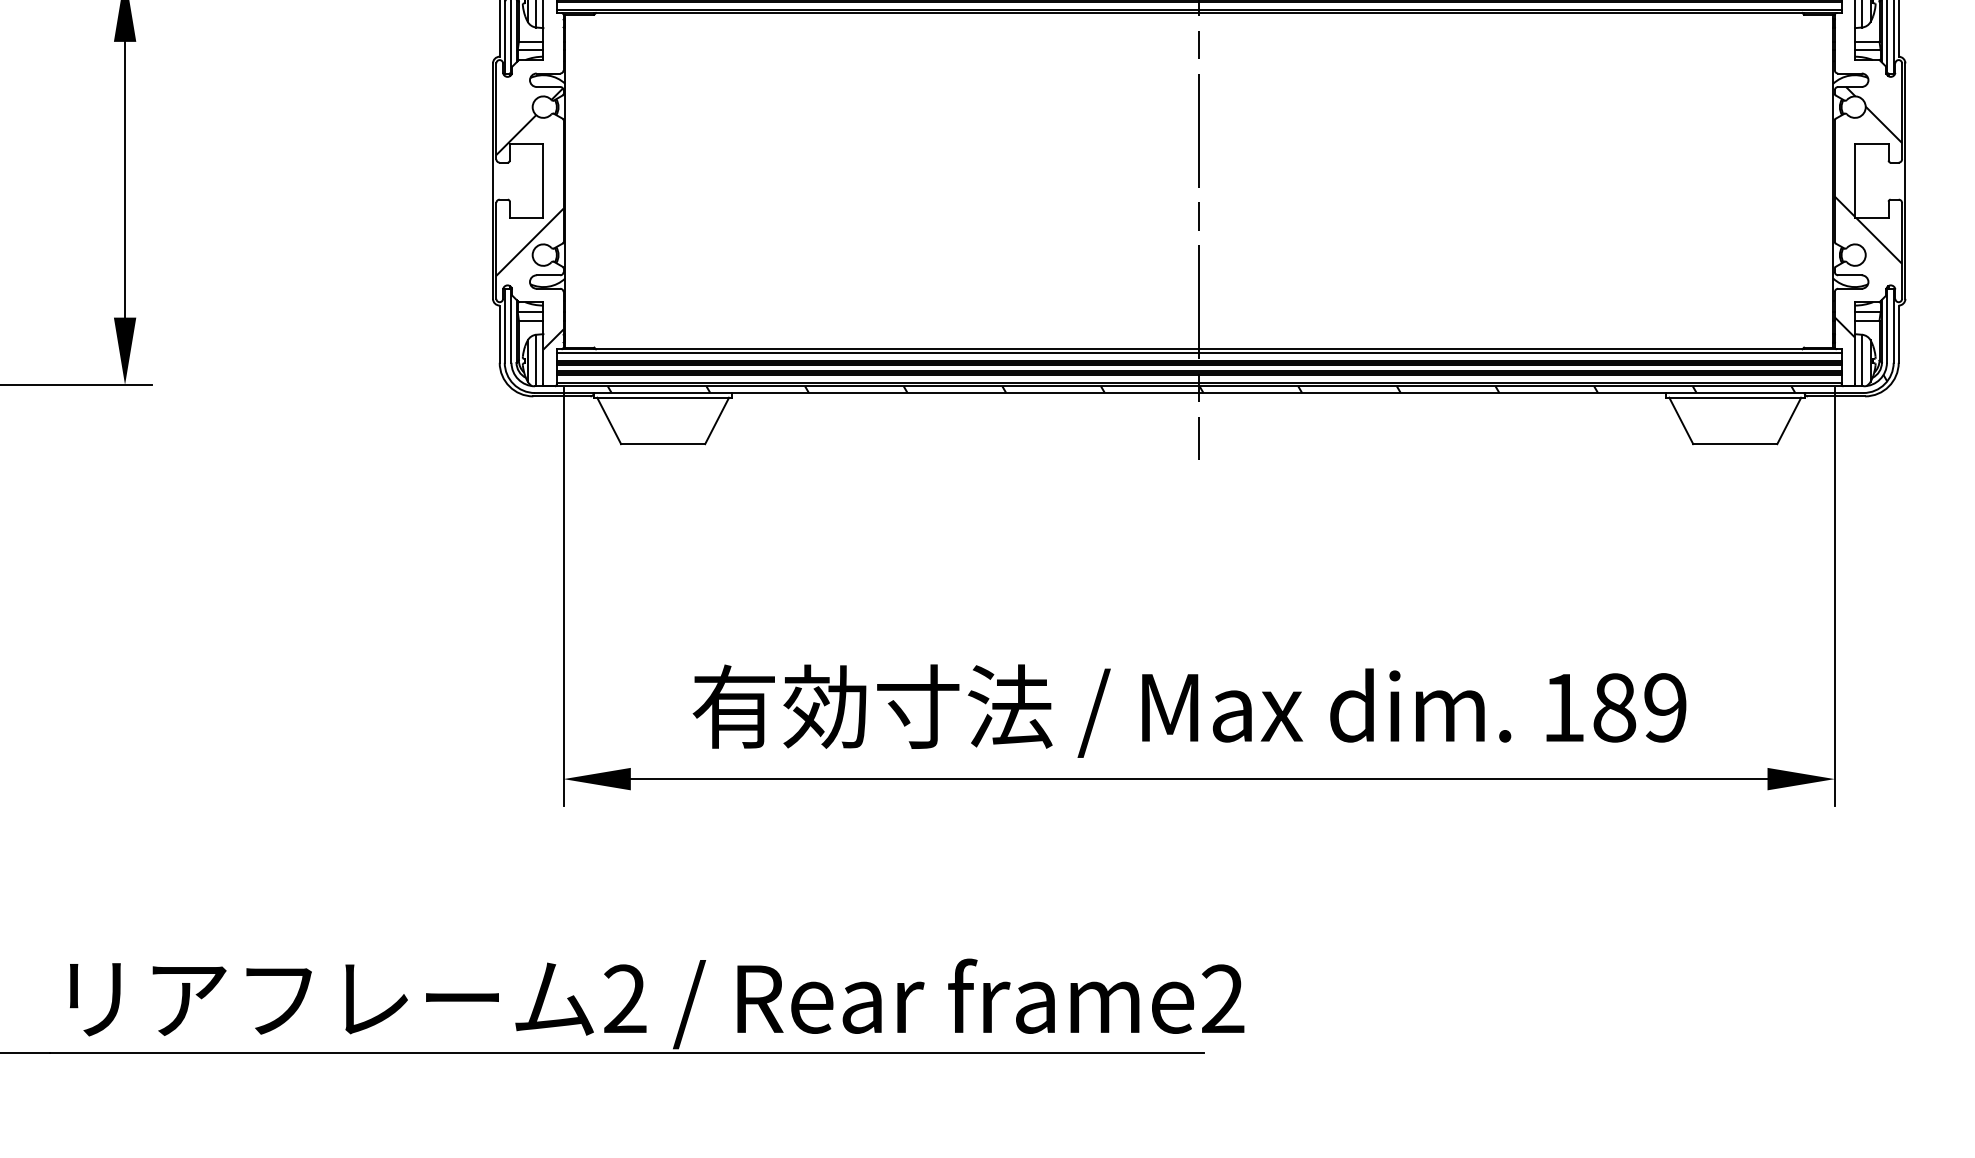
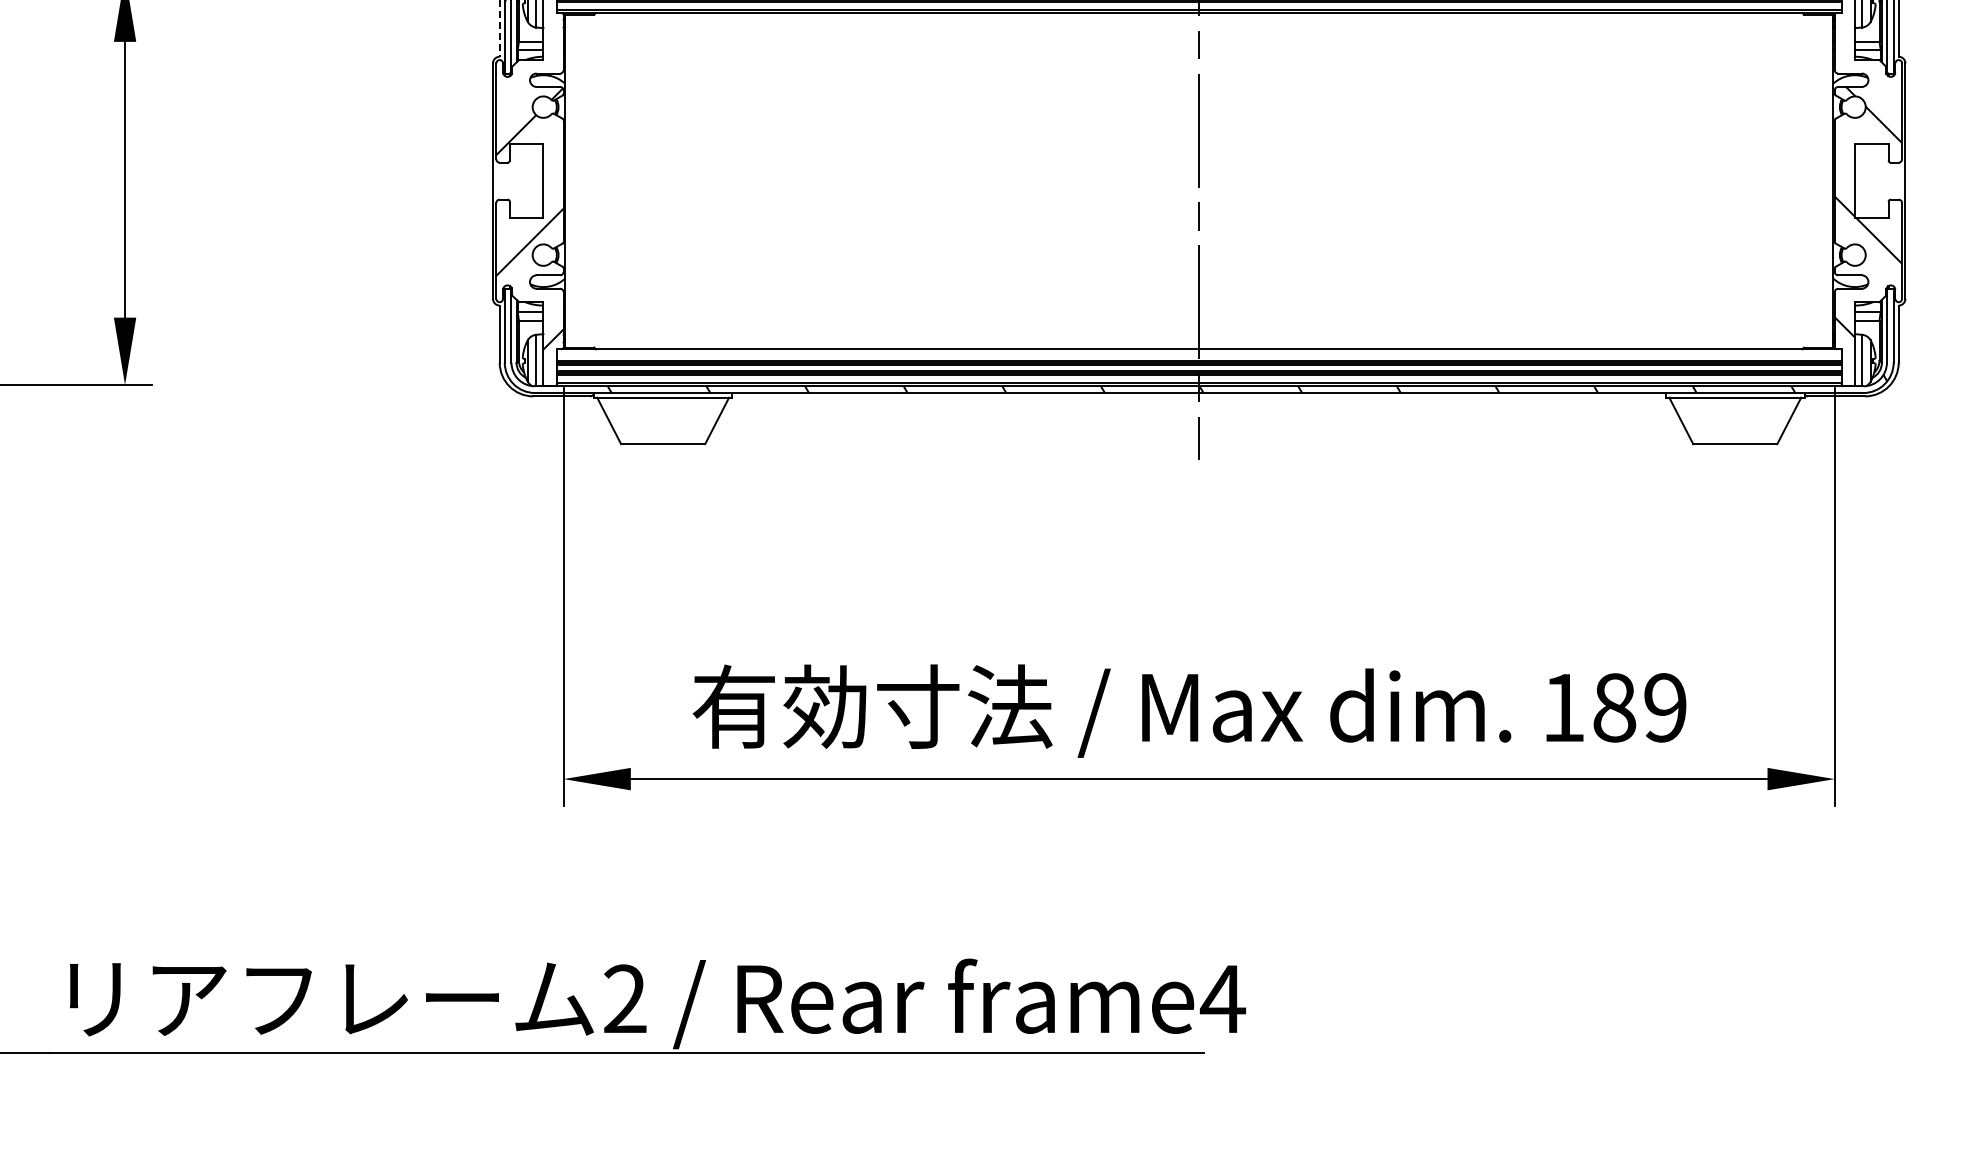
line: solid -> dashed (499, 29)
line: present -> none (1198, 352)
text: frame2 -> frame4 (1222, 998)
